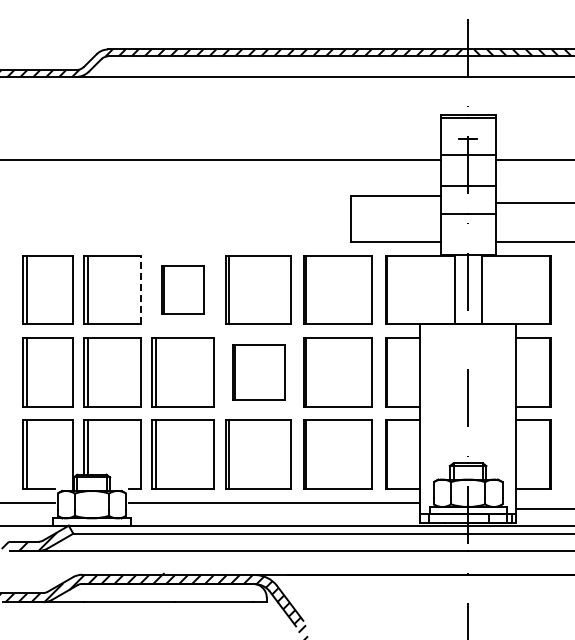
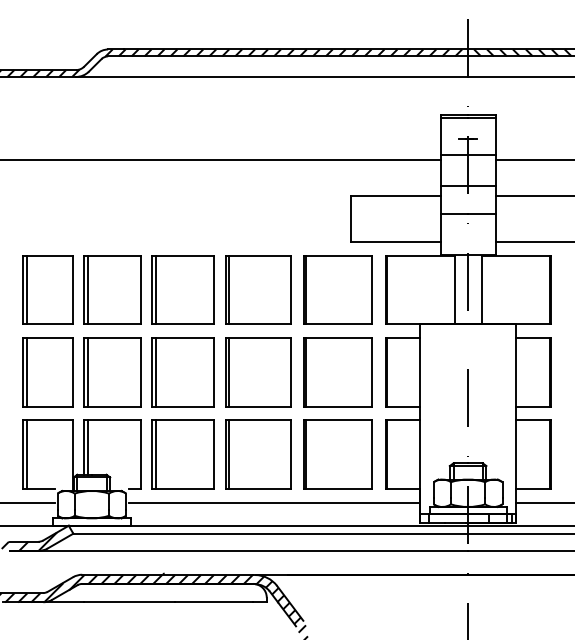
line position: (533, 203) -> (533, 196) (533, 196)
line: dashed -> solid (140, 289)
part size: 44x50 px -> 64x70 px (182, 289)
part size: 54x57 px -> 67x71 px (258, 372)
line position: (543, 508) -> (543, 502) (543, 502)
